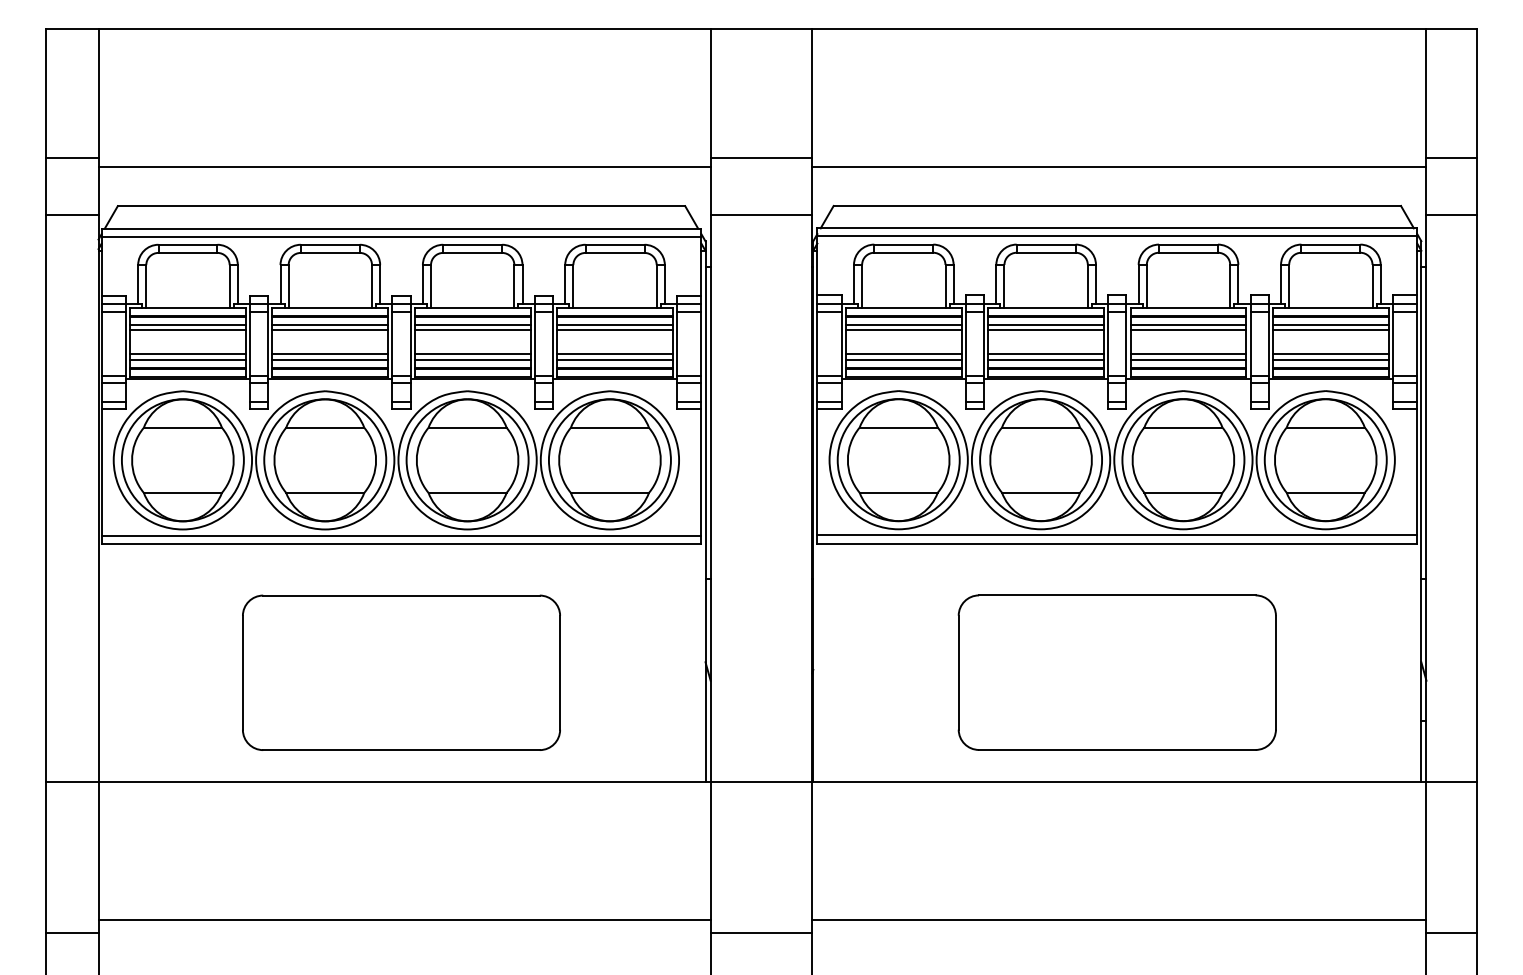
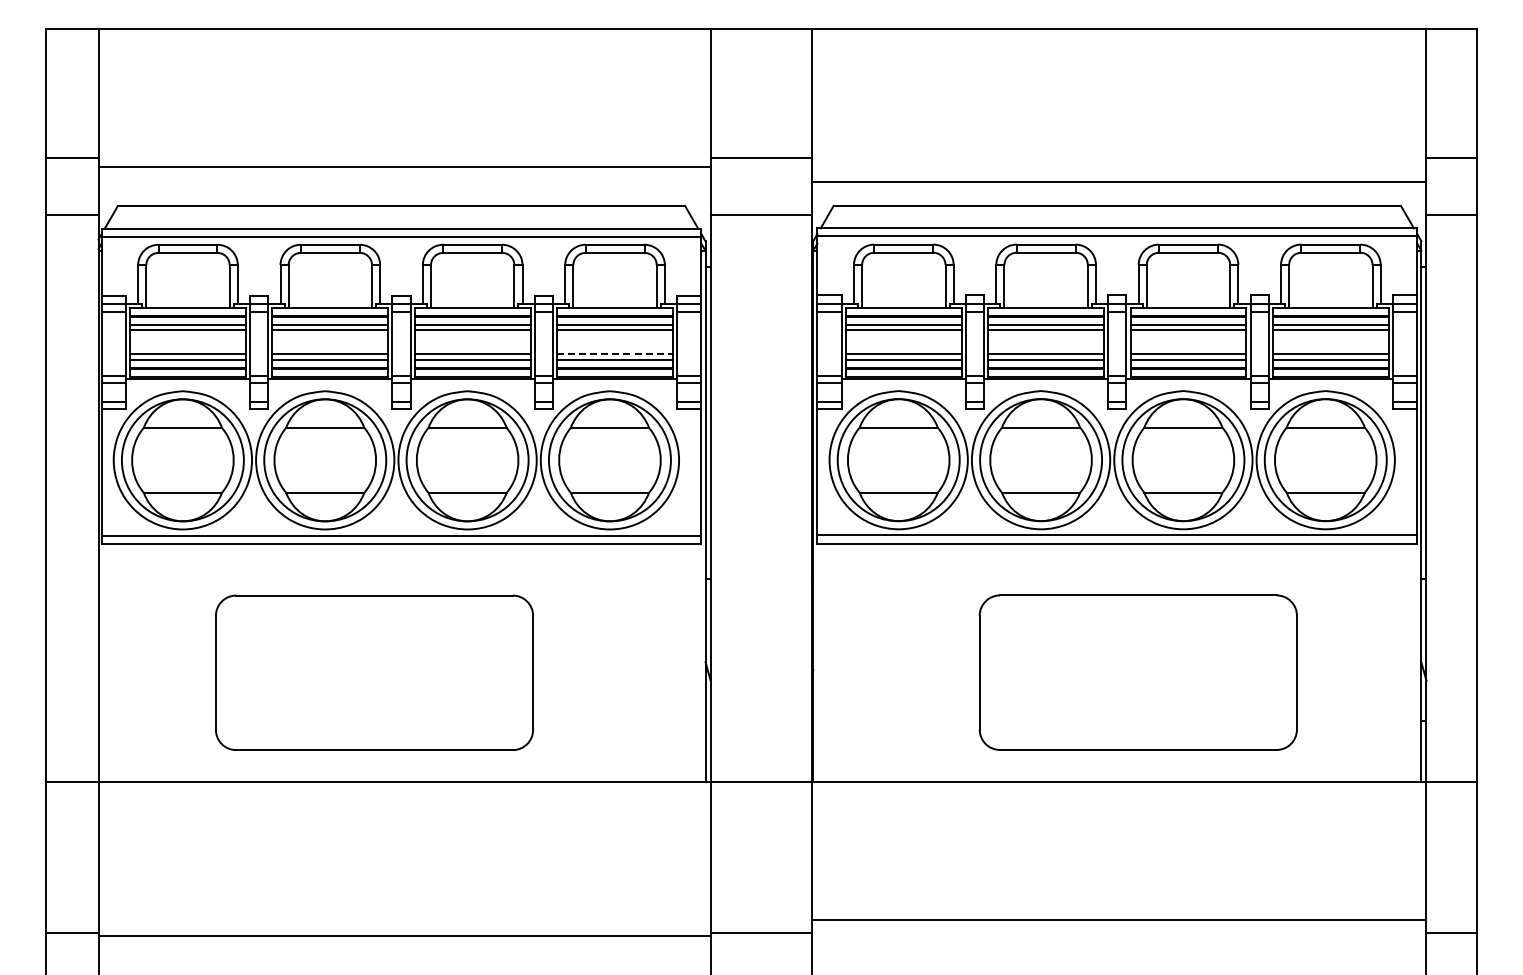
line position: (1119, 167) -> (1119, 182) (1119, 182)
line: solid -> dashed (615, 354)
part position: (401, 672) -> (374, 672) (374, 672)
part position: (1116, 672) -> (1137, 672) (1137, 672)
line position: (404, 919) -> (404, 935) (404, 935)
